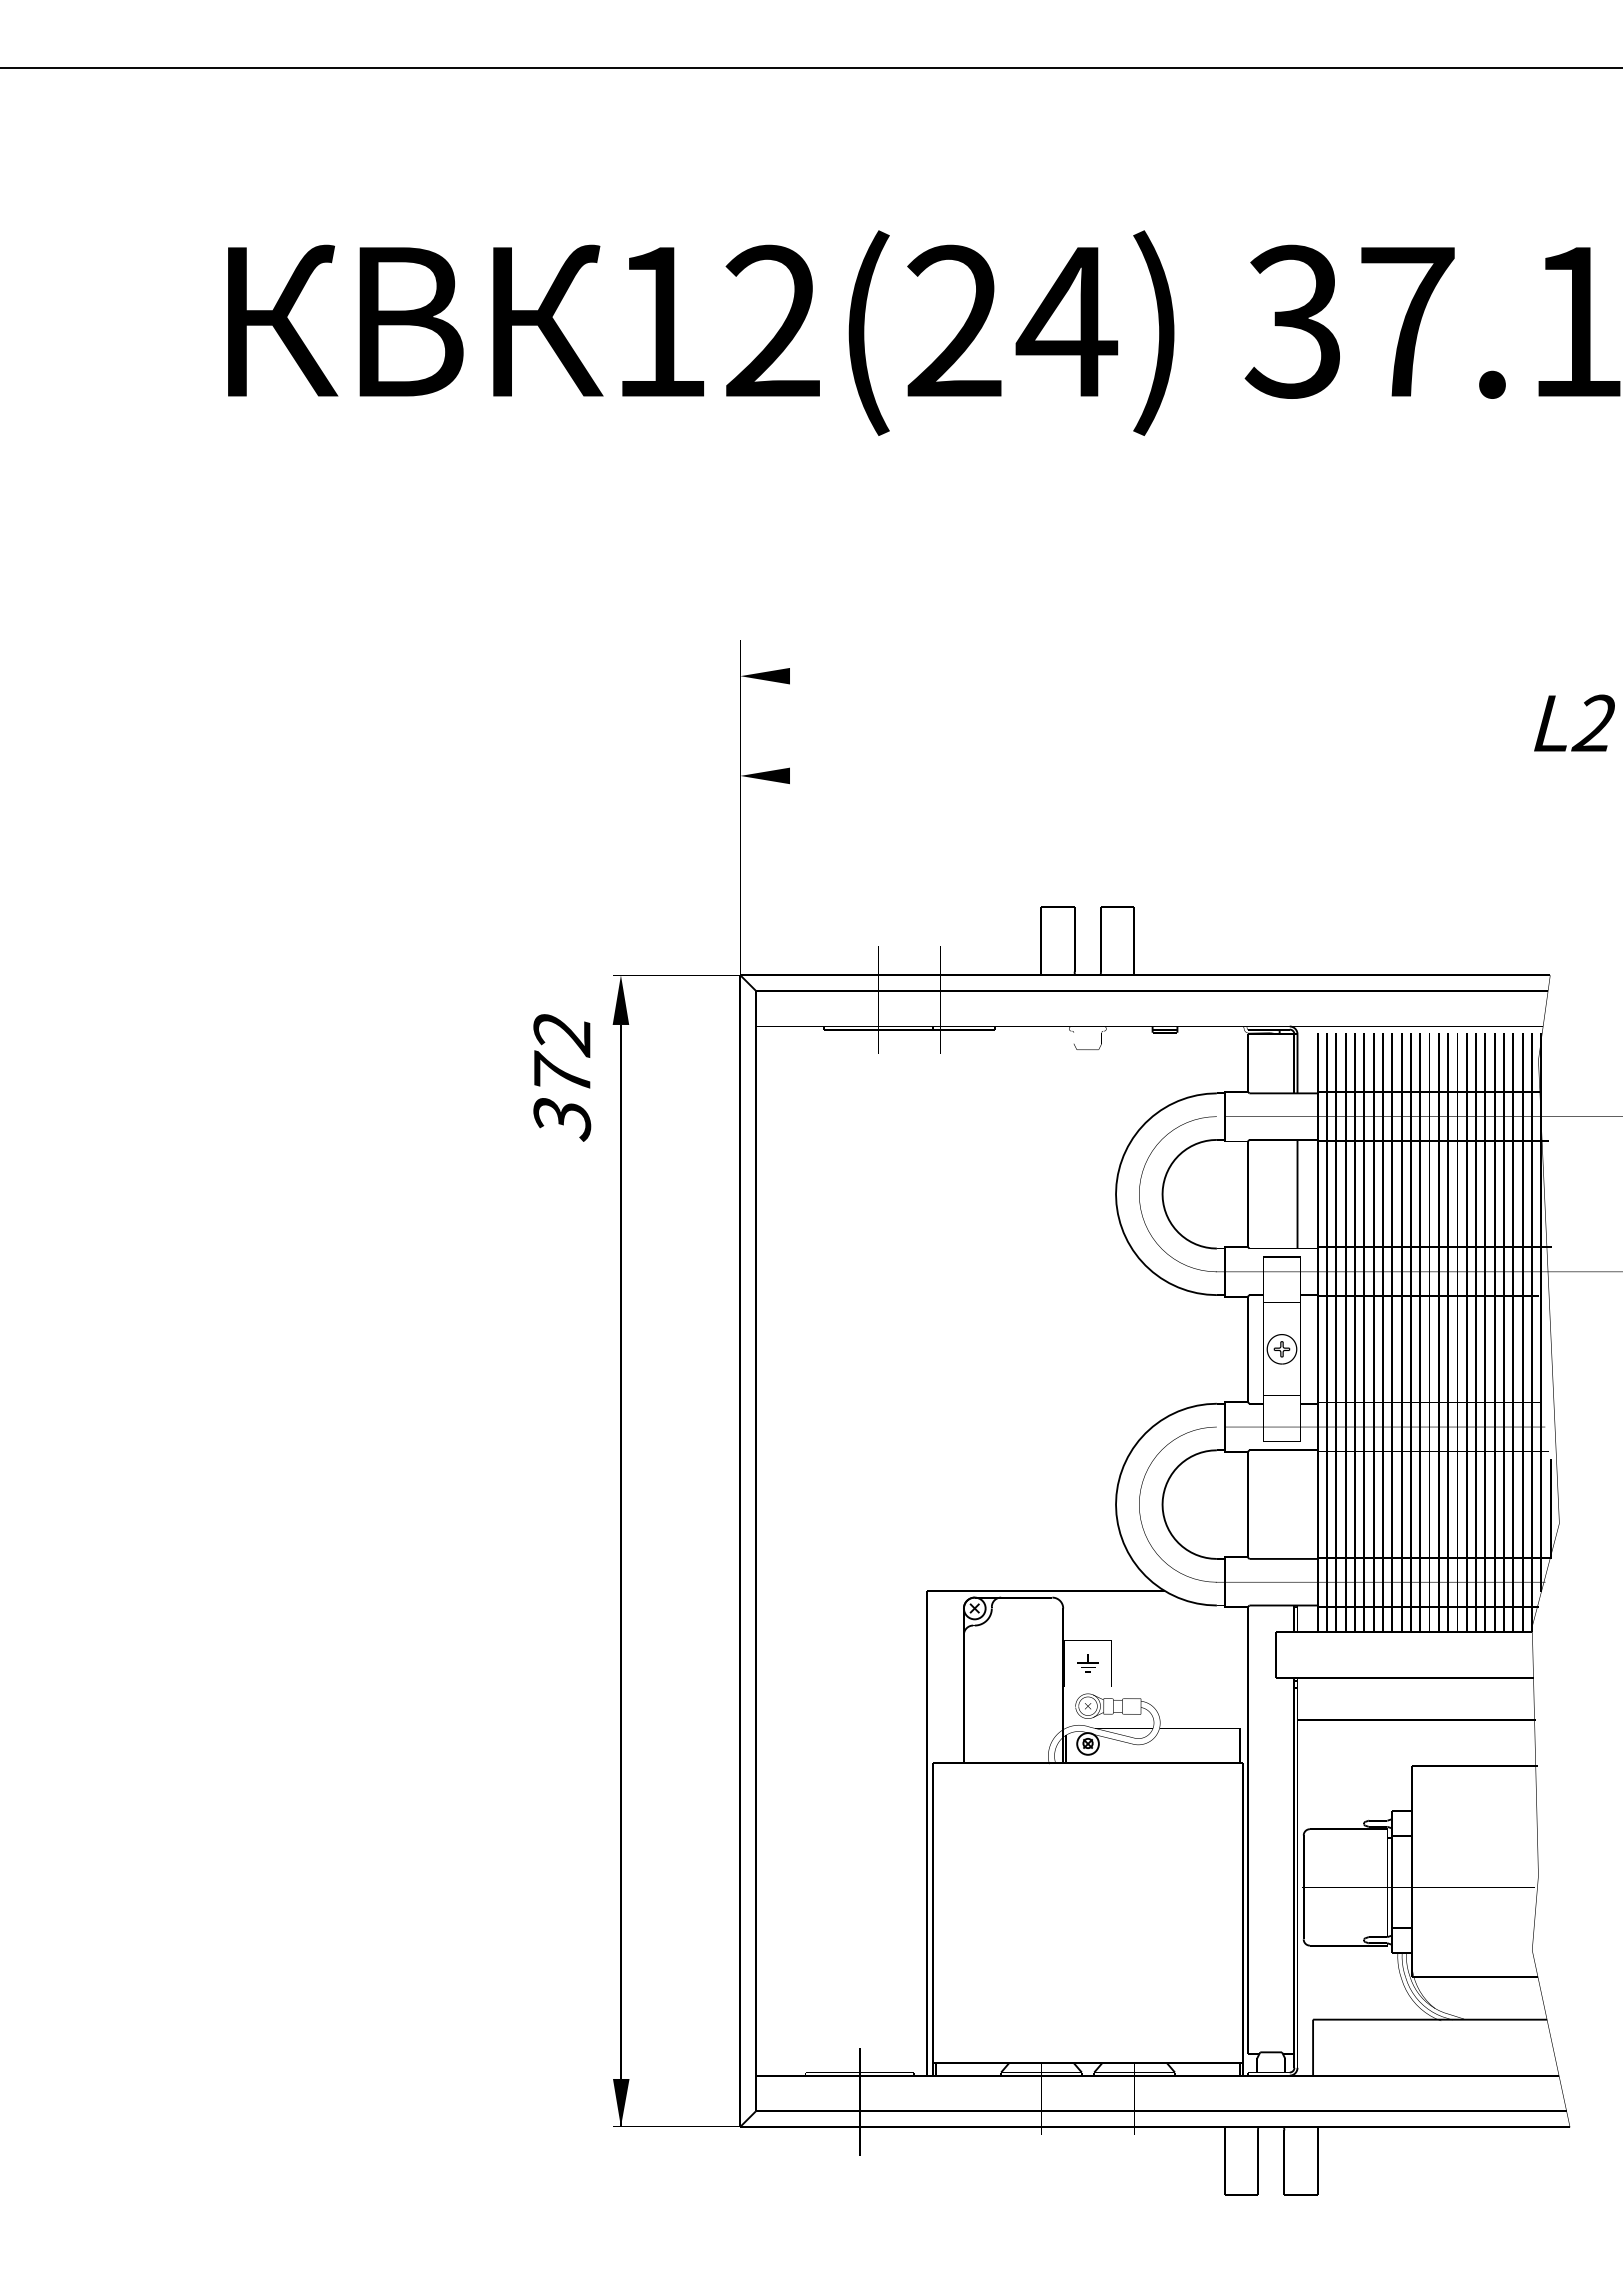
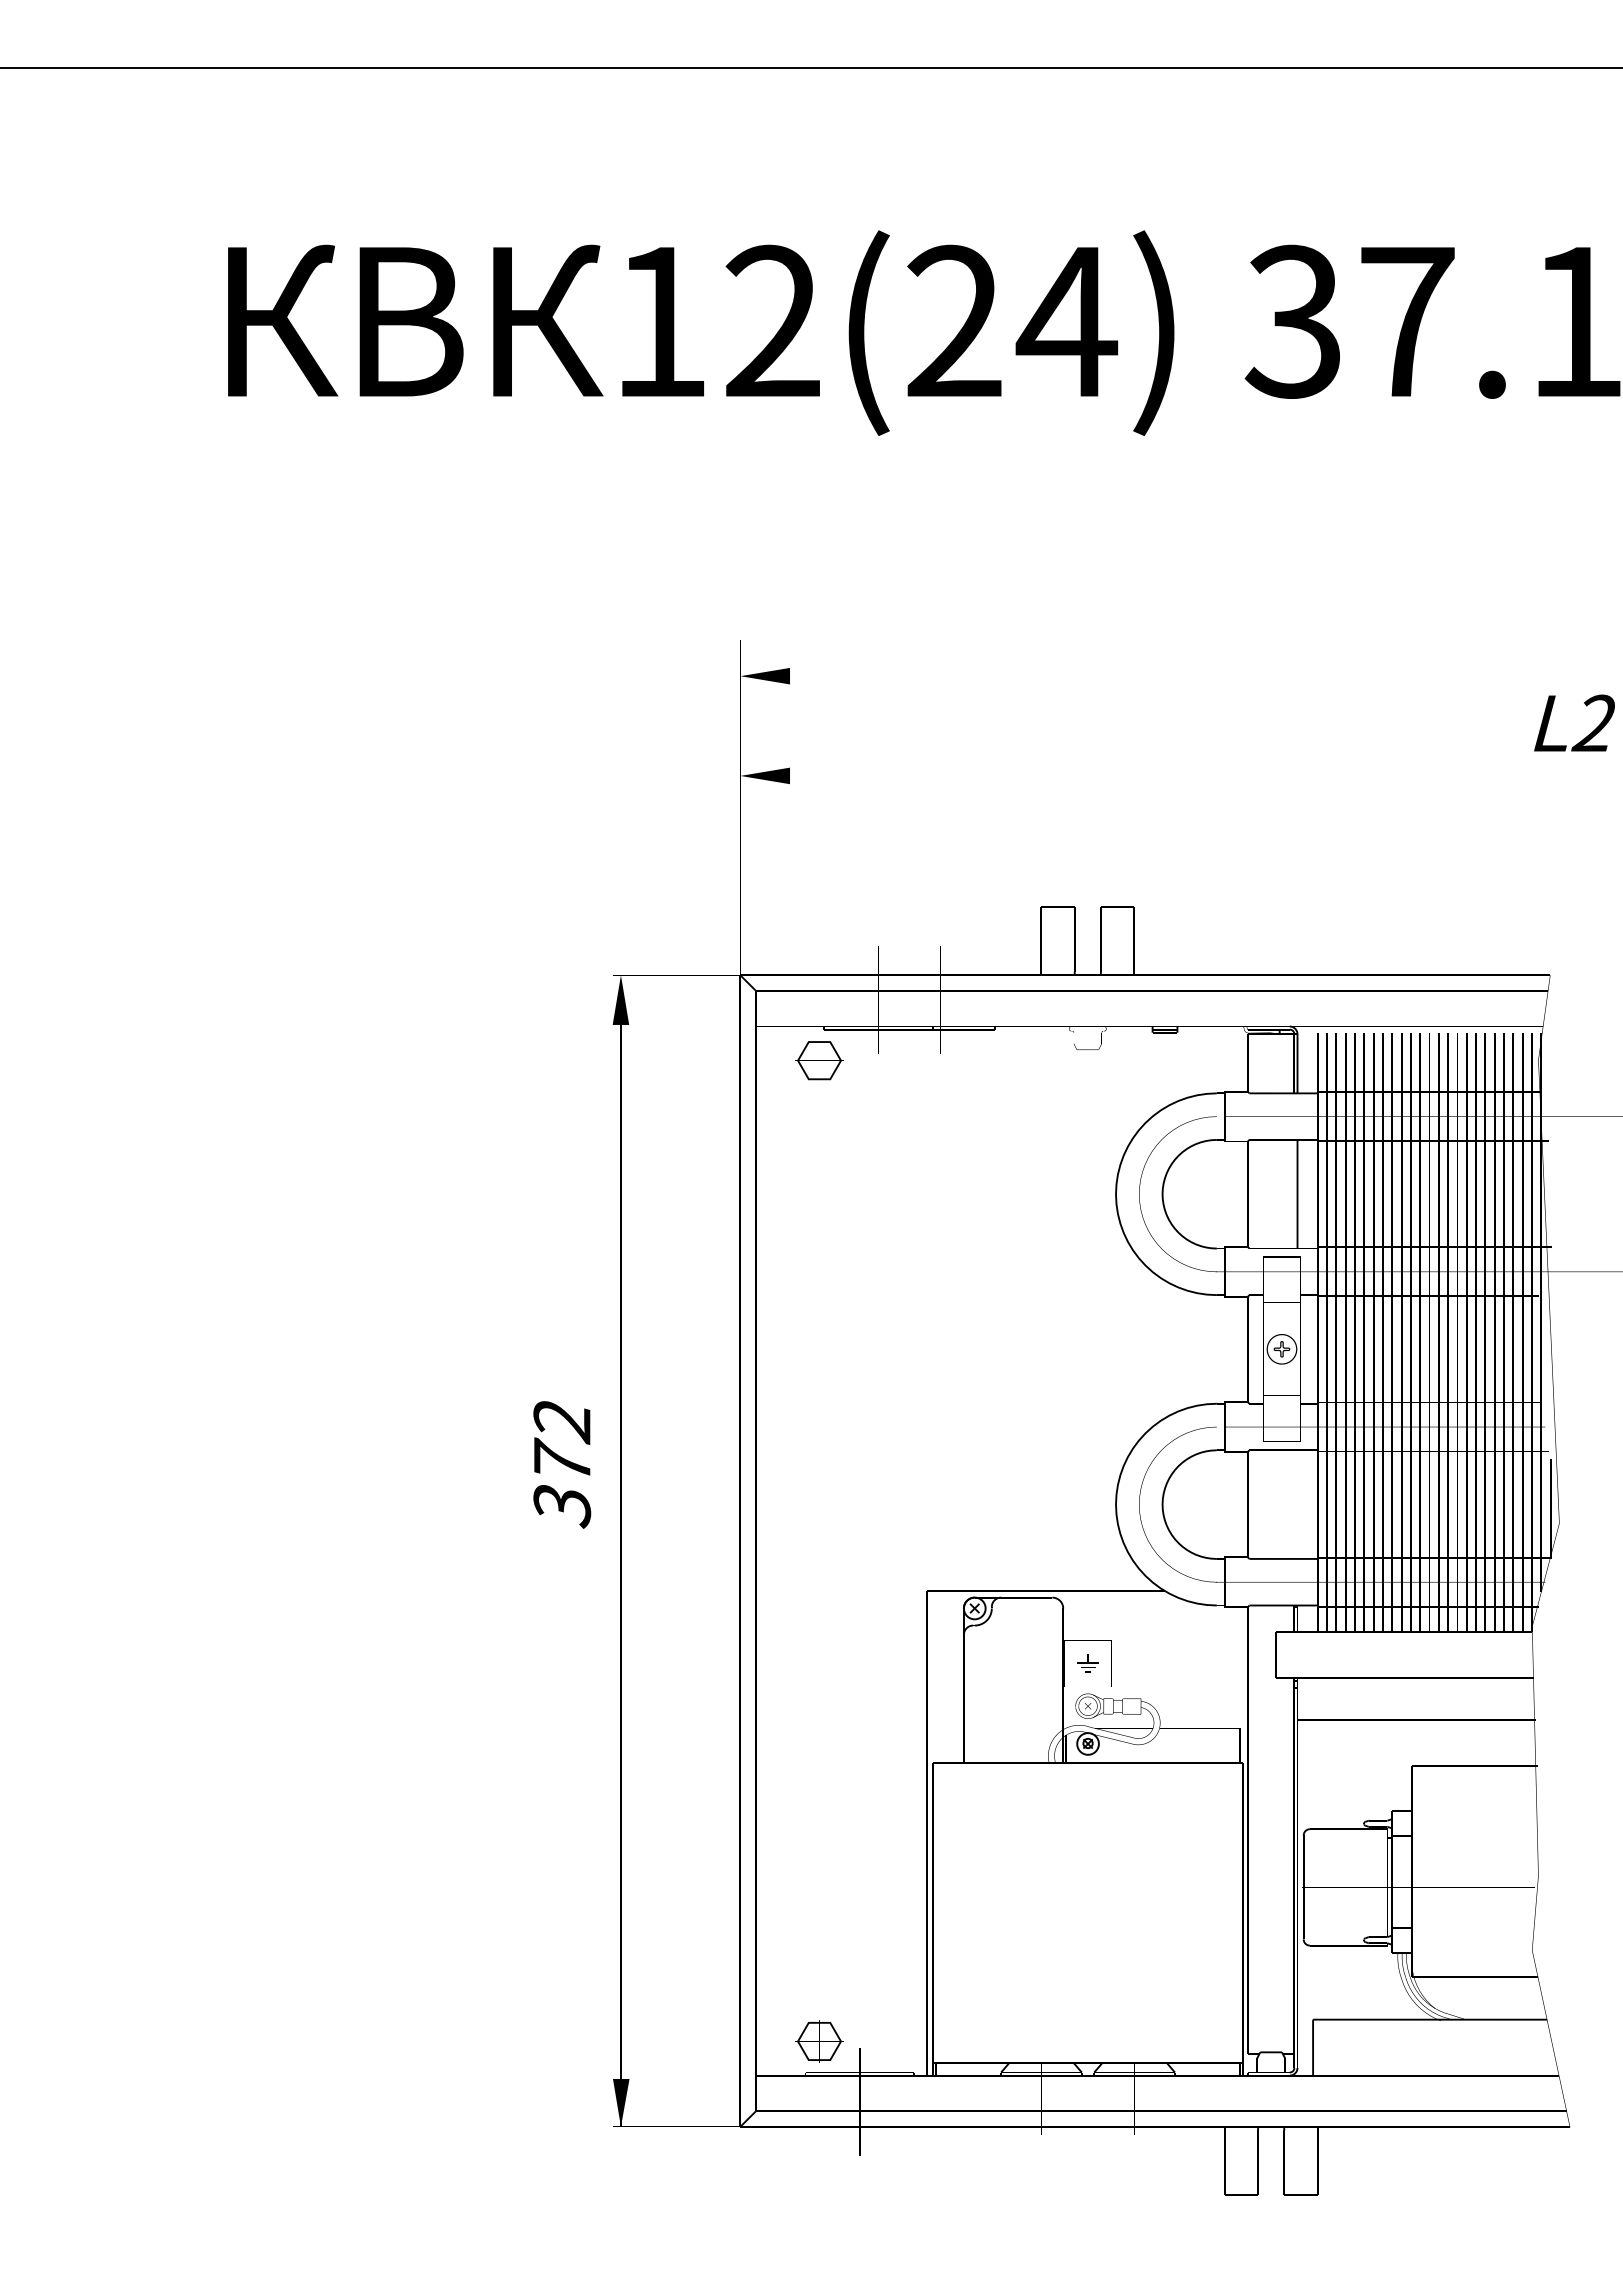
part: none -> present (819, 1060)
text position: (562, 1077) -> (562, 1464) (562, 1464)
part: none -> present (819, 2041)
